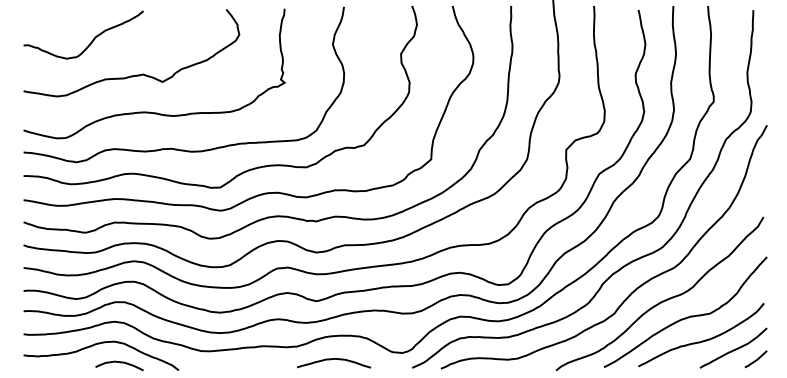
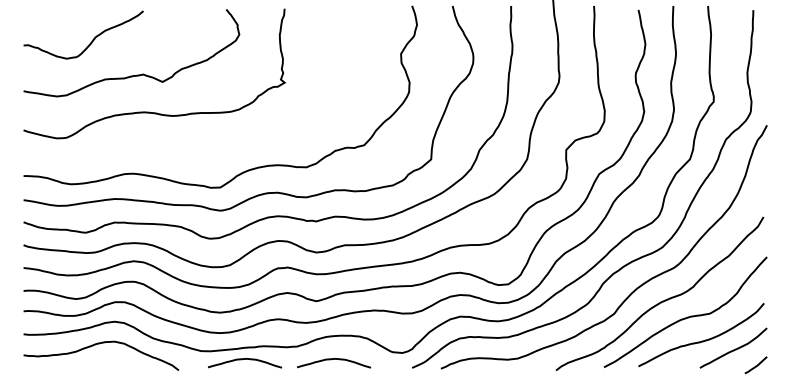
curve: present -> none (172, 147)
curve: none -> present (245, 359)
line position: (755, 359) -> (755, 365) (755, 365)
curve: present -> none (119, 363)
